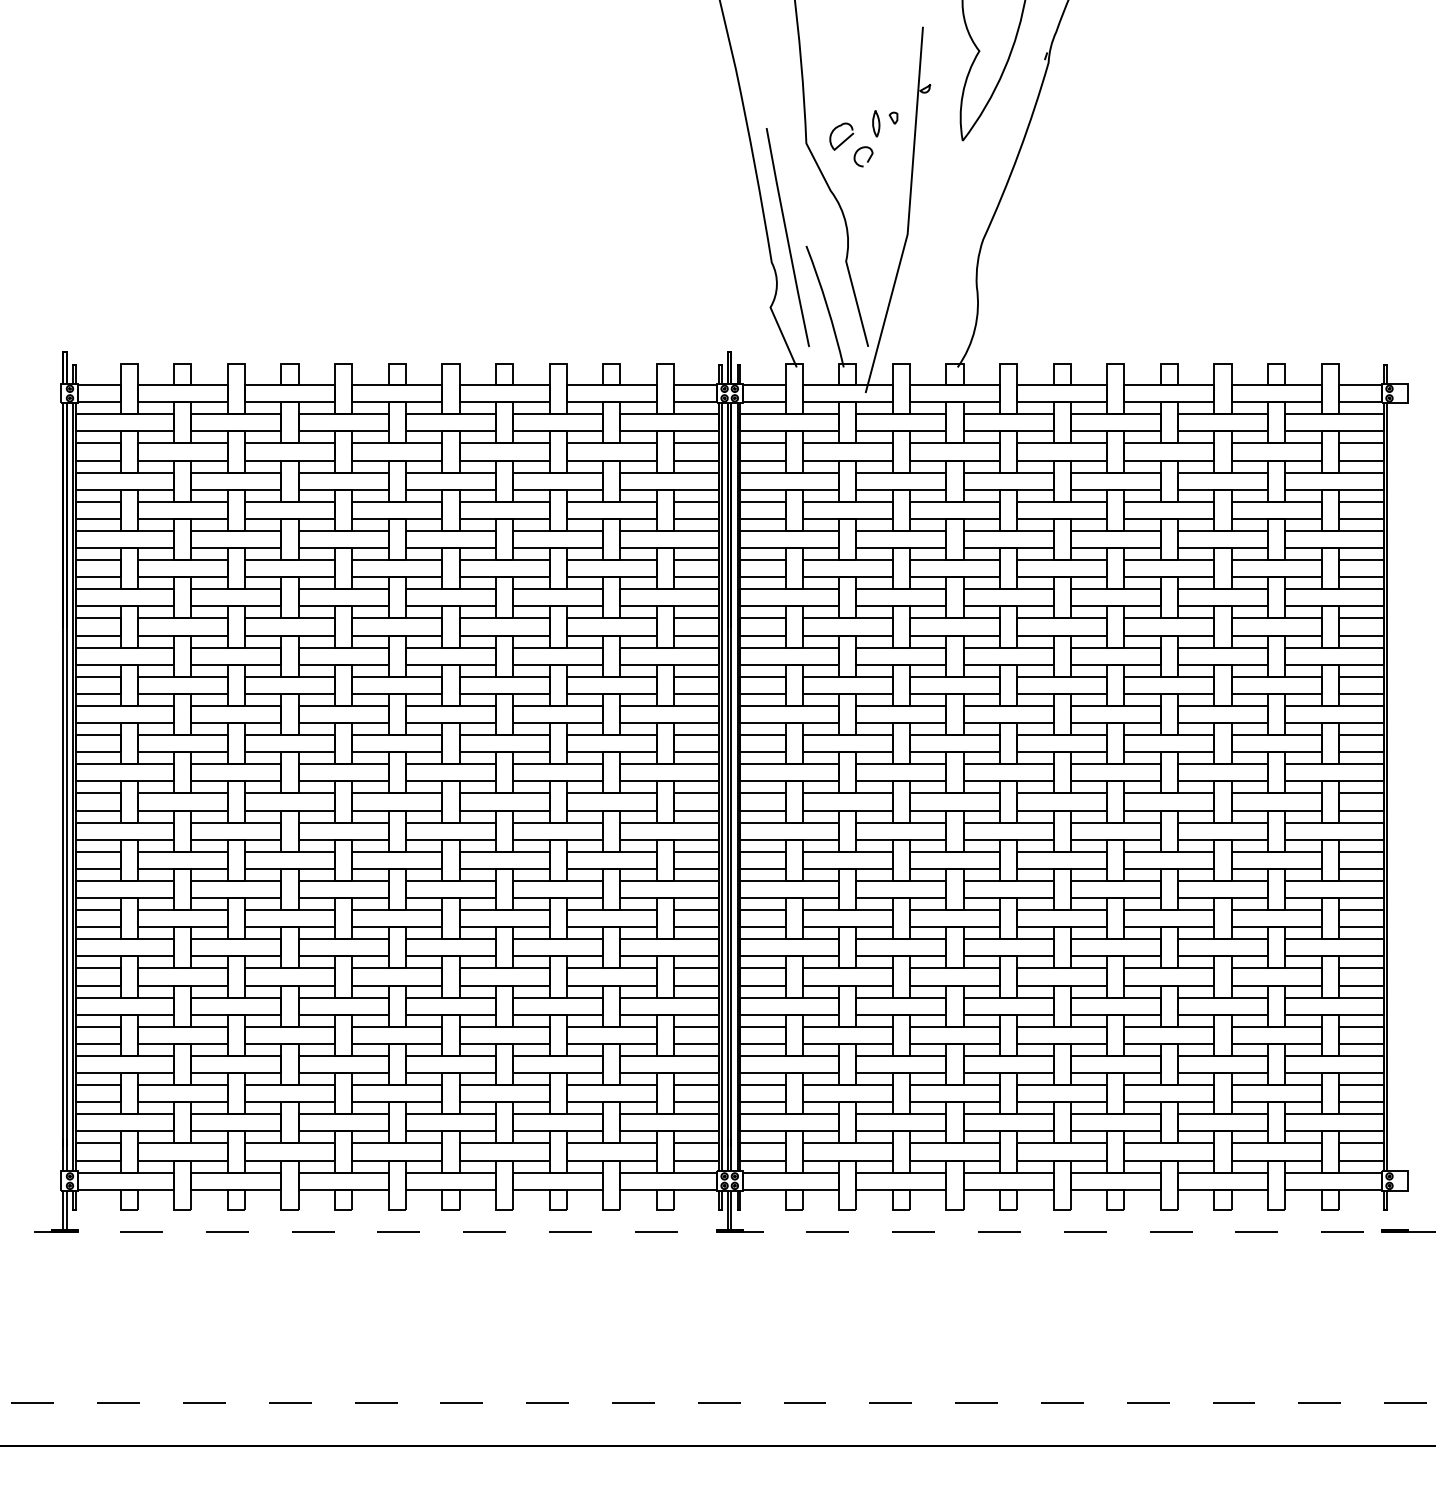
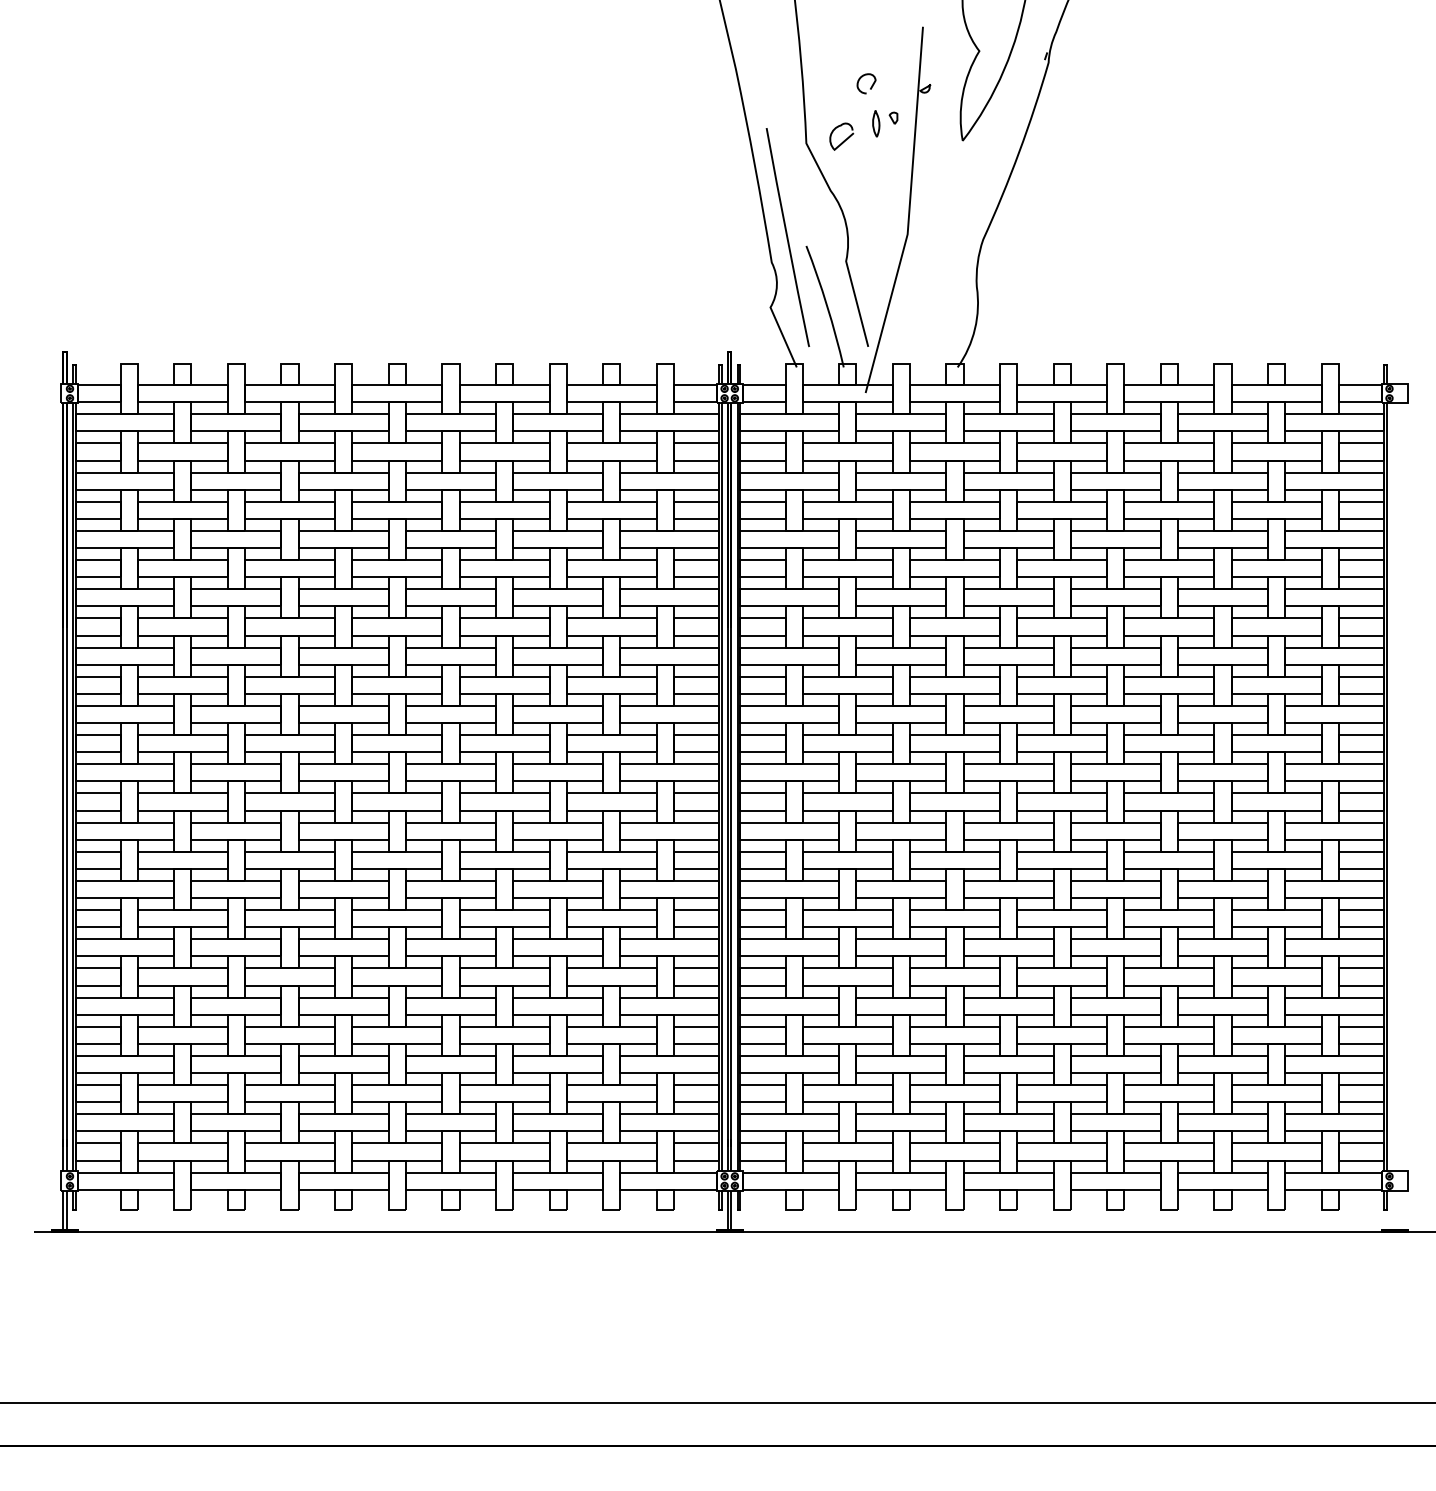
curve position: (868, 158) -> (871, 85) (871, 85)
line: dashed -> solid (735, 1231)
line: dashed -> solid (717, 1403)
